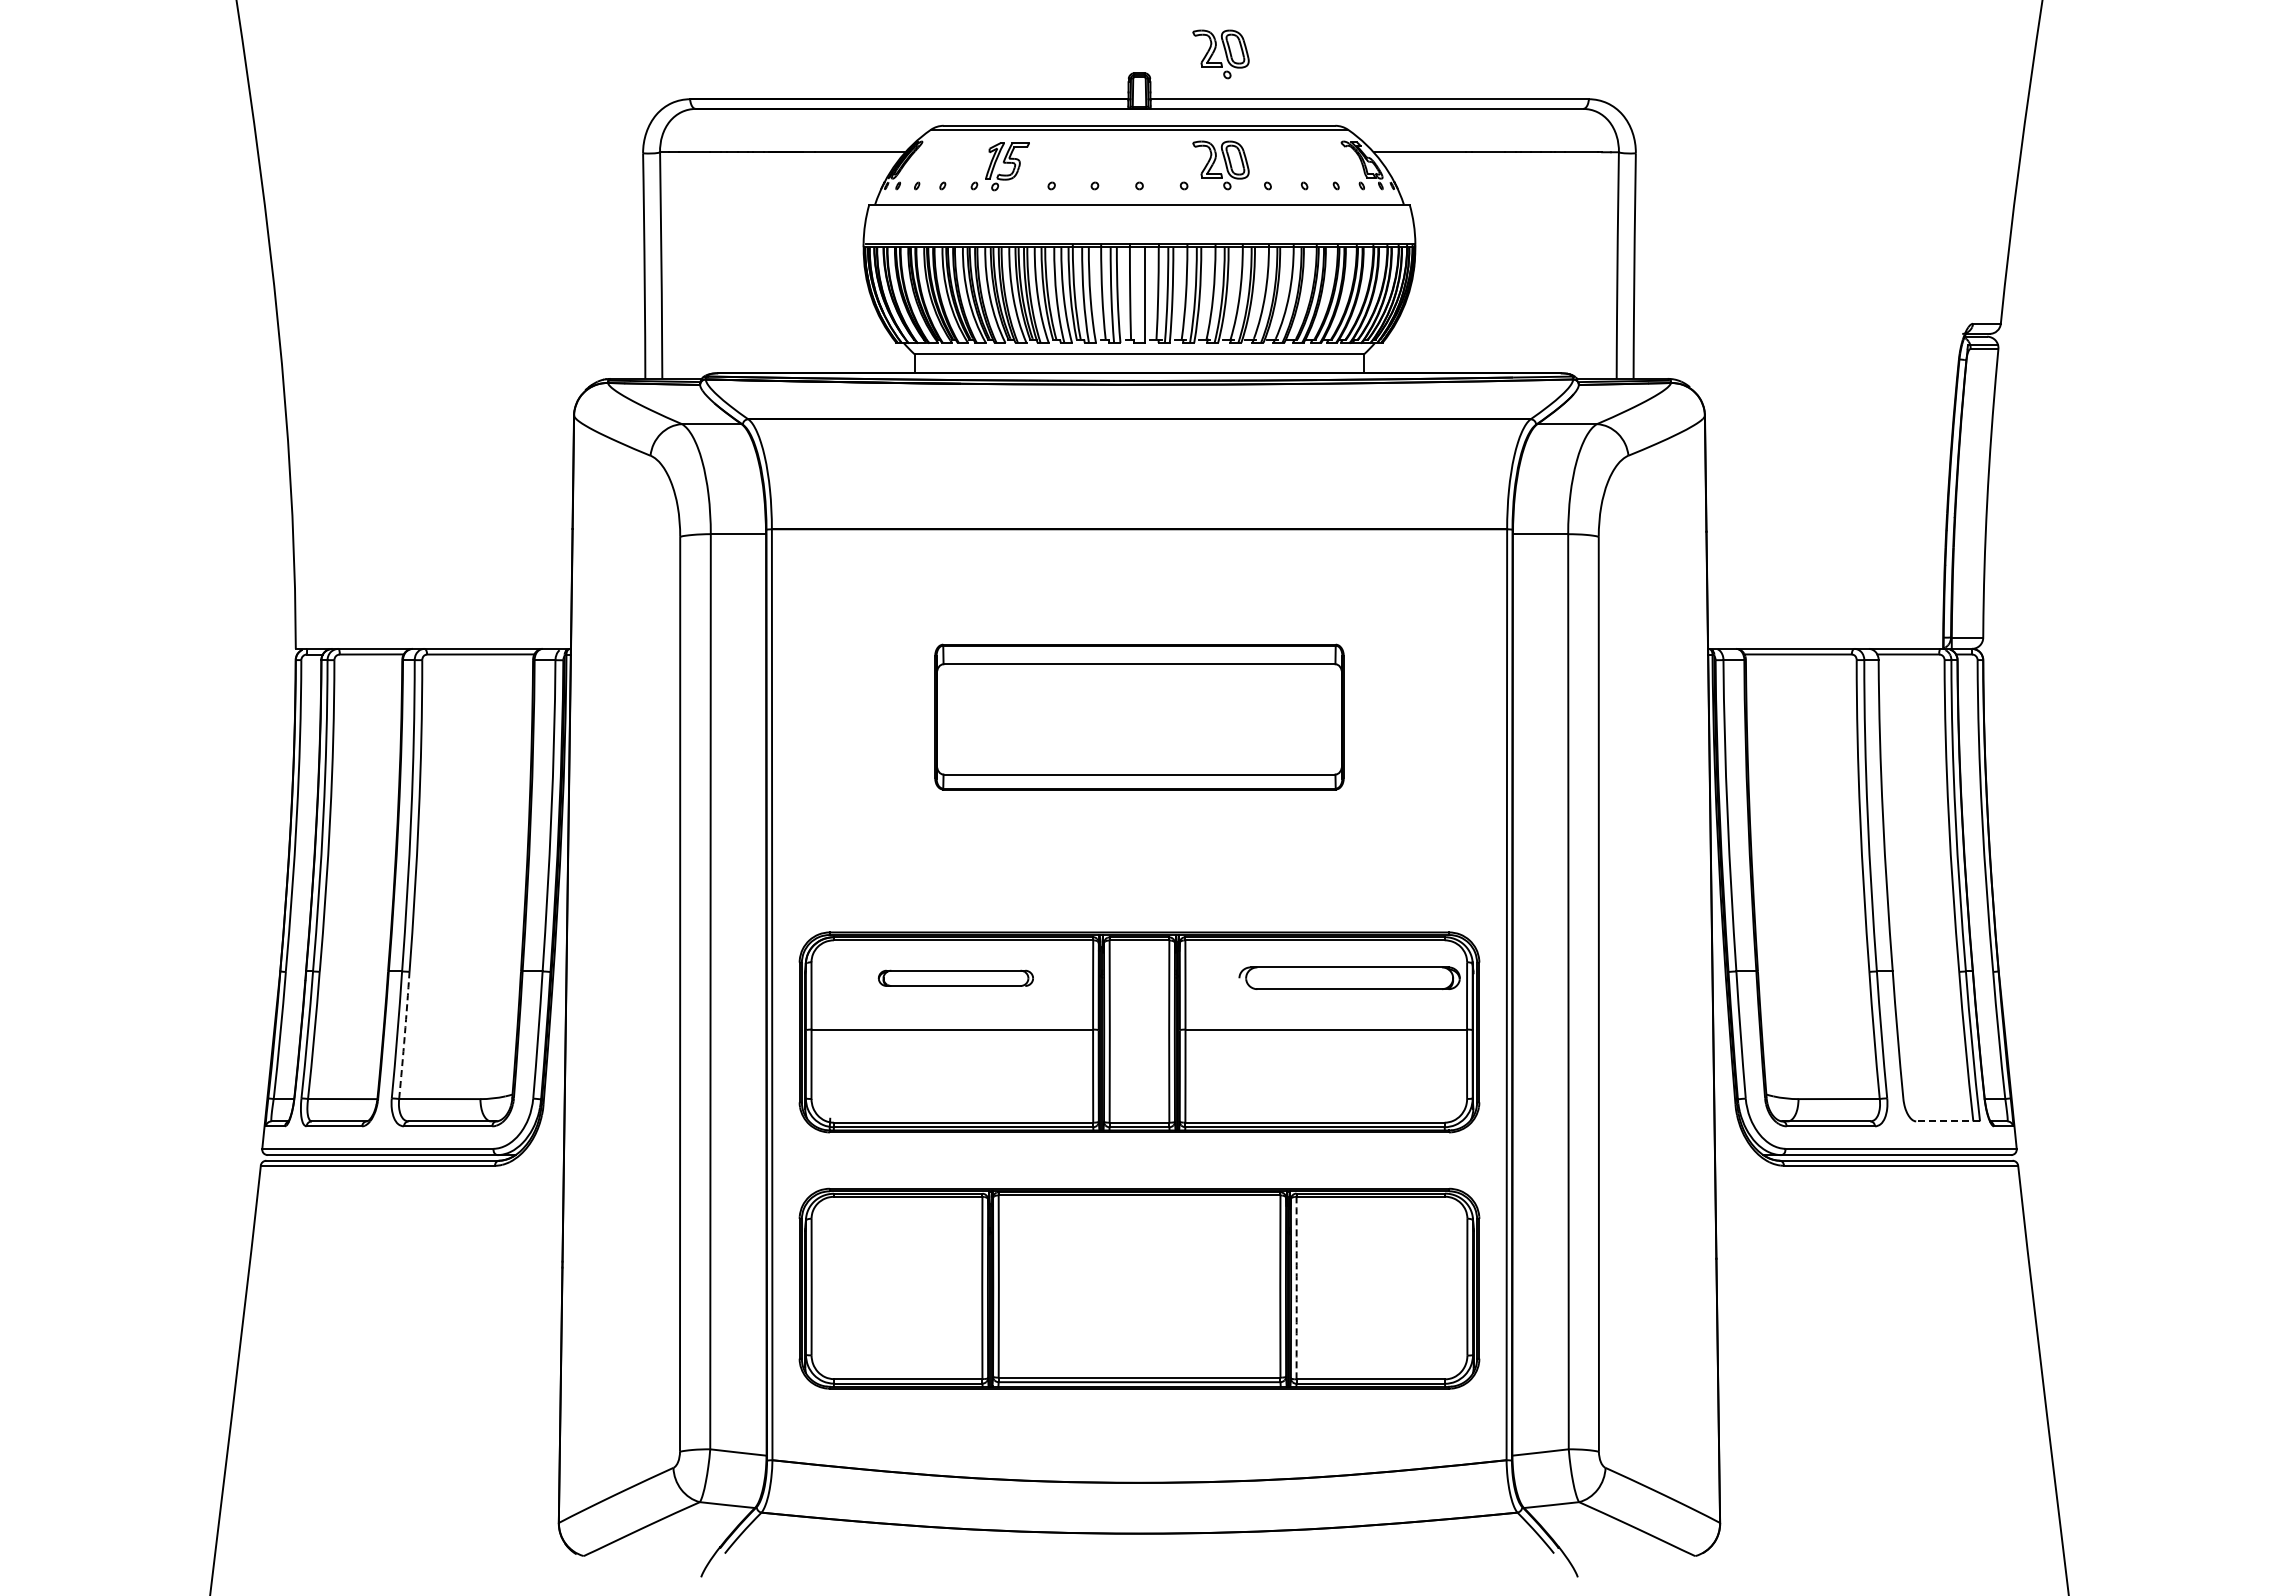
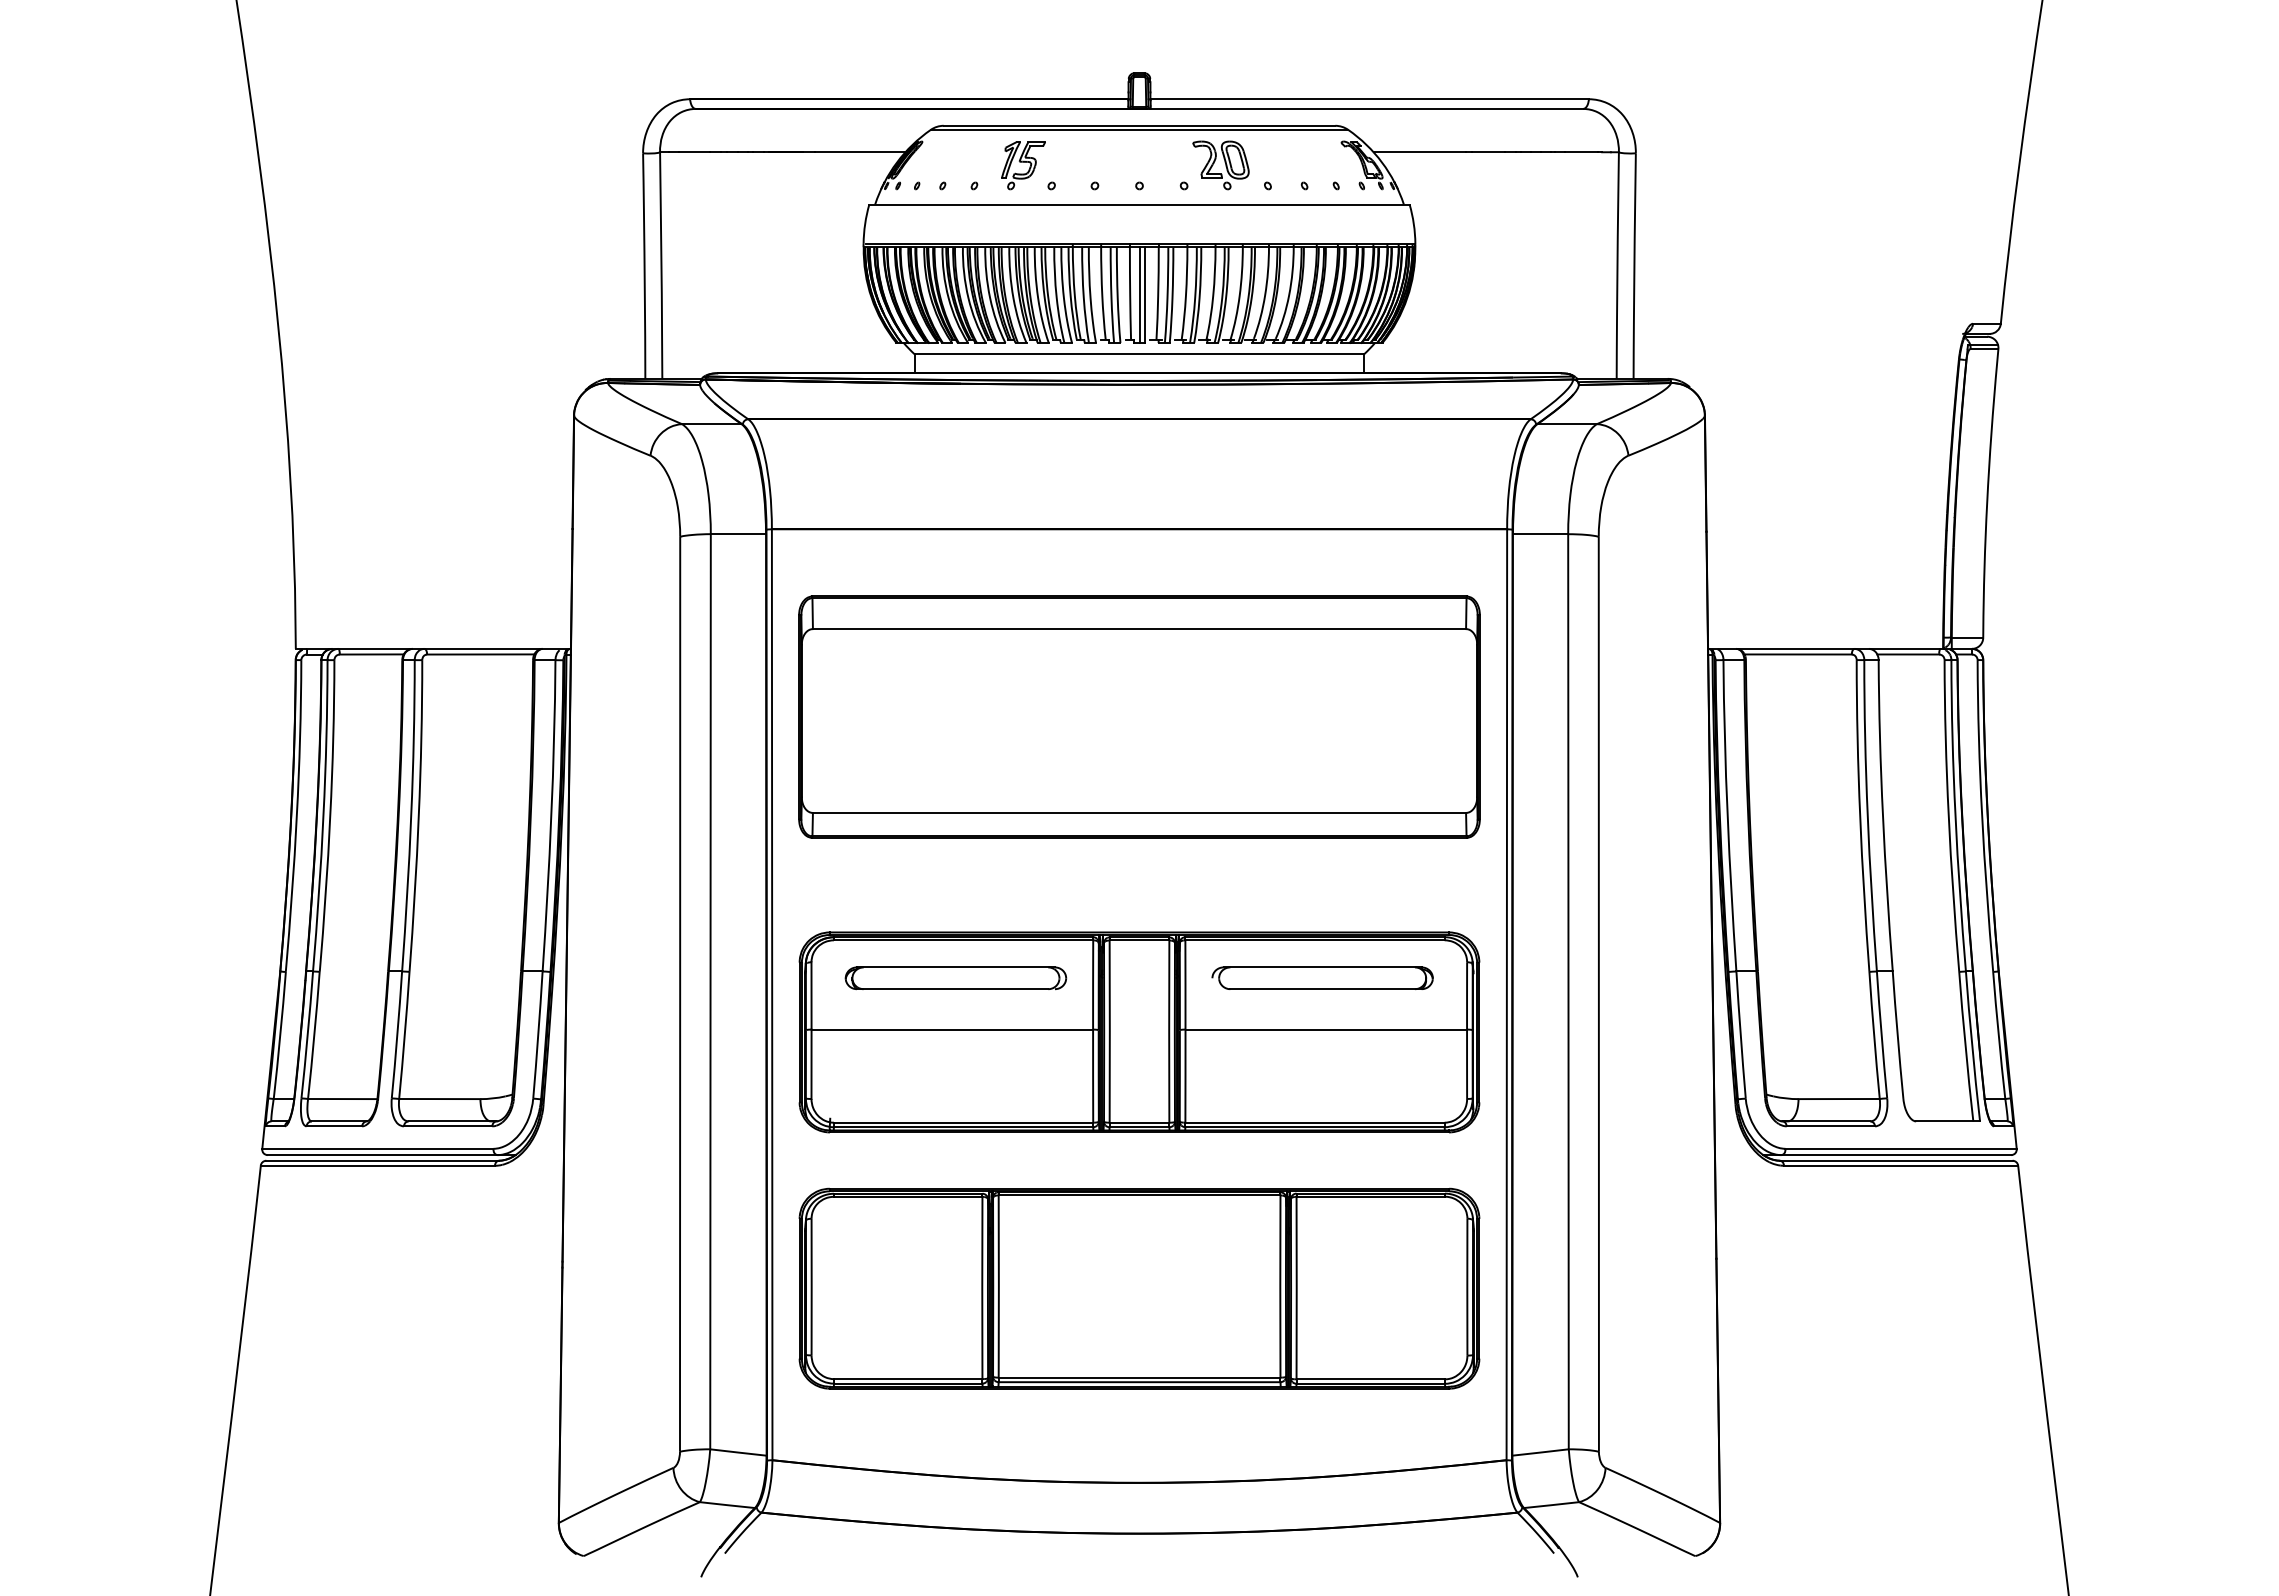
part: present -> none (1220, 54)
part position: (1007, 166) -> (1023, 165) (1023, 165)
line: none -> present (1139, 294)
part size: 411x148 px -> 683x244 px (1139, 716)
part size: 157x18 px -> 224x25 px (955, 978)
part position: (1349, 978) -> (1322, 978) (1322, 978)
arc: dashed -> solid (404, 1035)
line: dashed -> solid (1948, 1121)
arc: dashed -> solid (1296, 1288)
